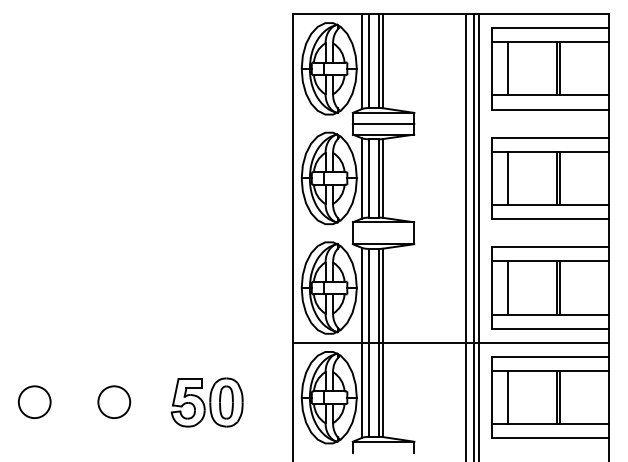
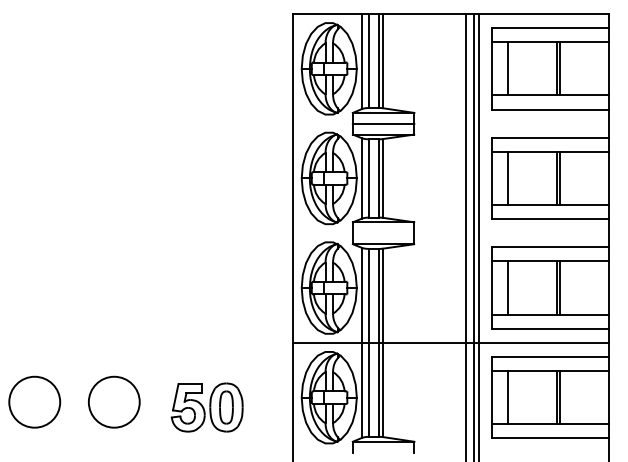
circle diameter: 32 px -> 51 px (34, 401)
circle diameter: 32 px -> 51 px (113, 401)
part position: (206, 402) -> (206, 407) (206, 407)
